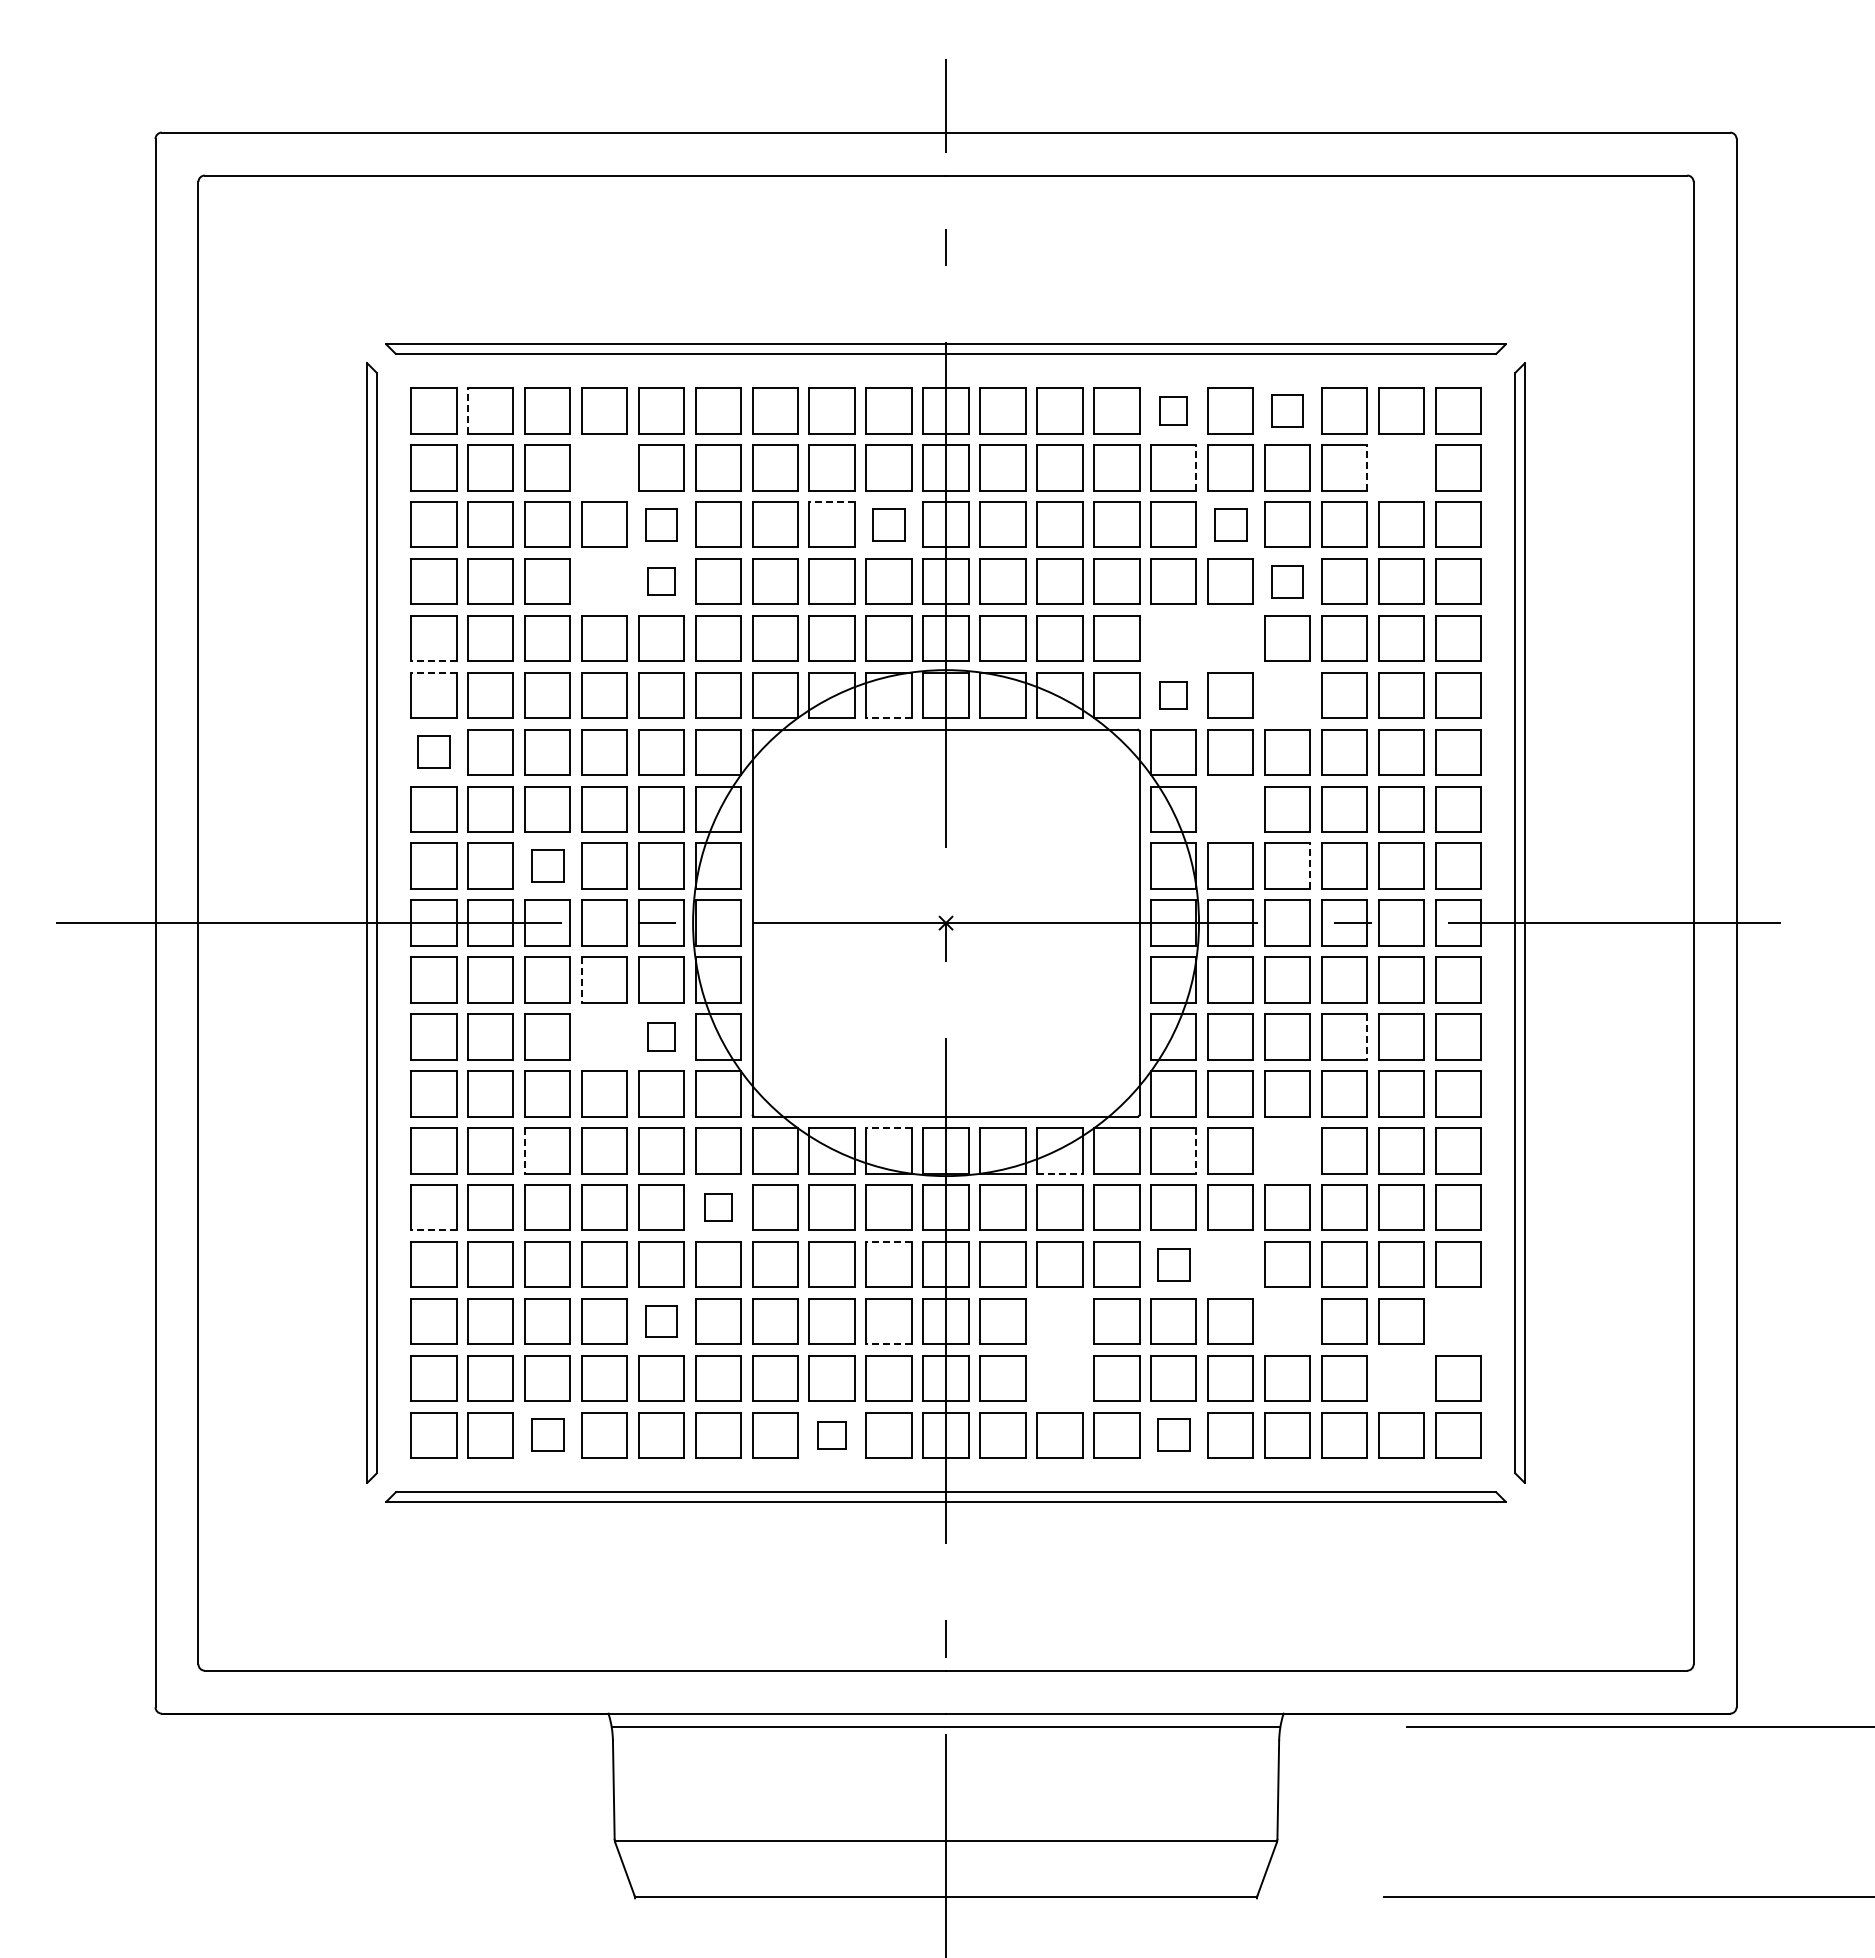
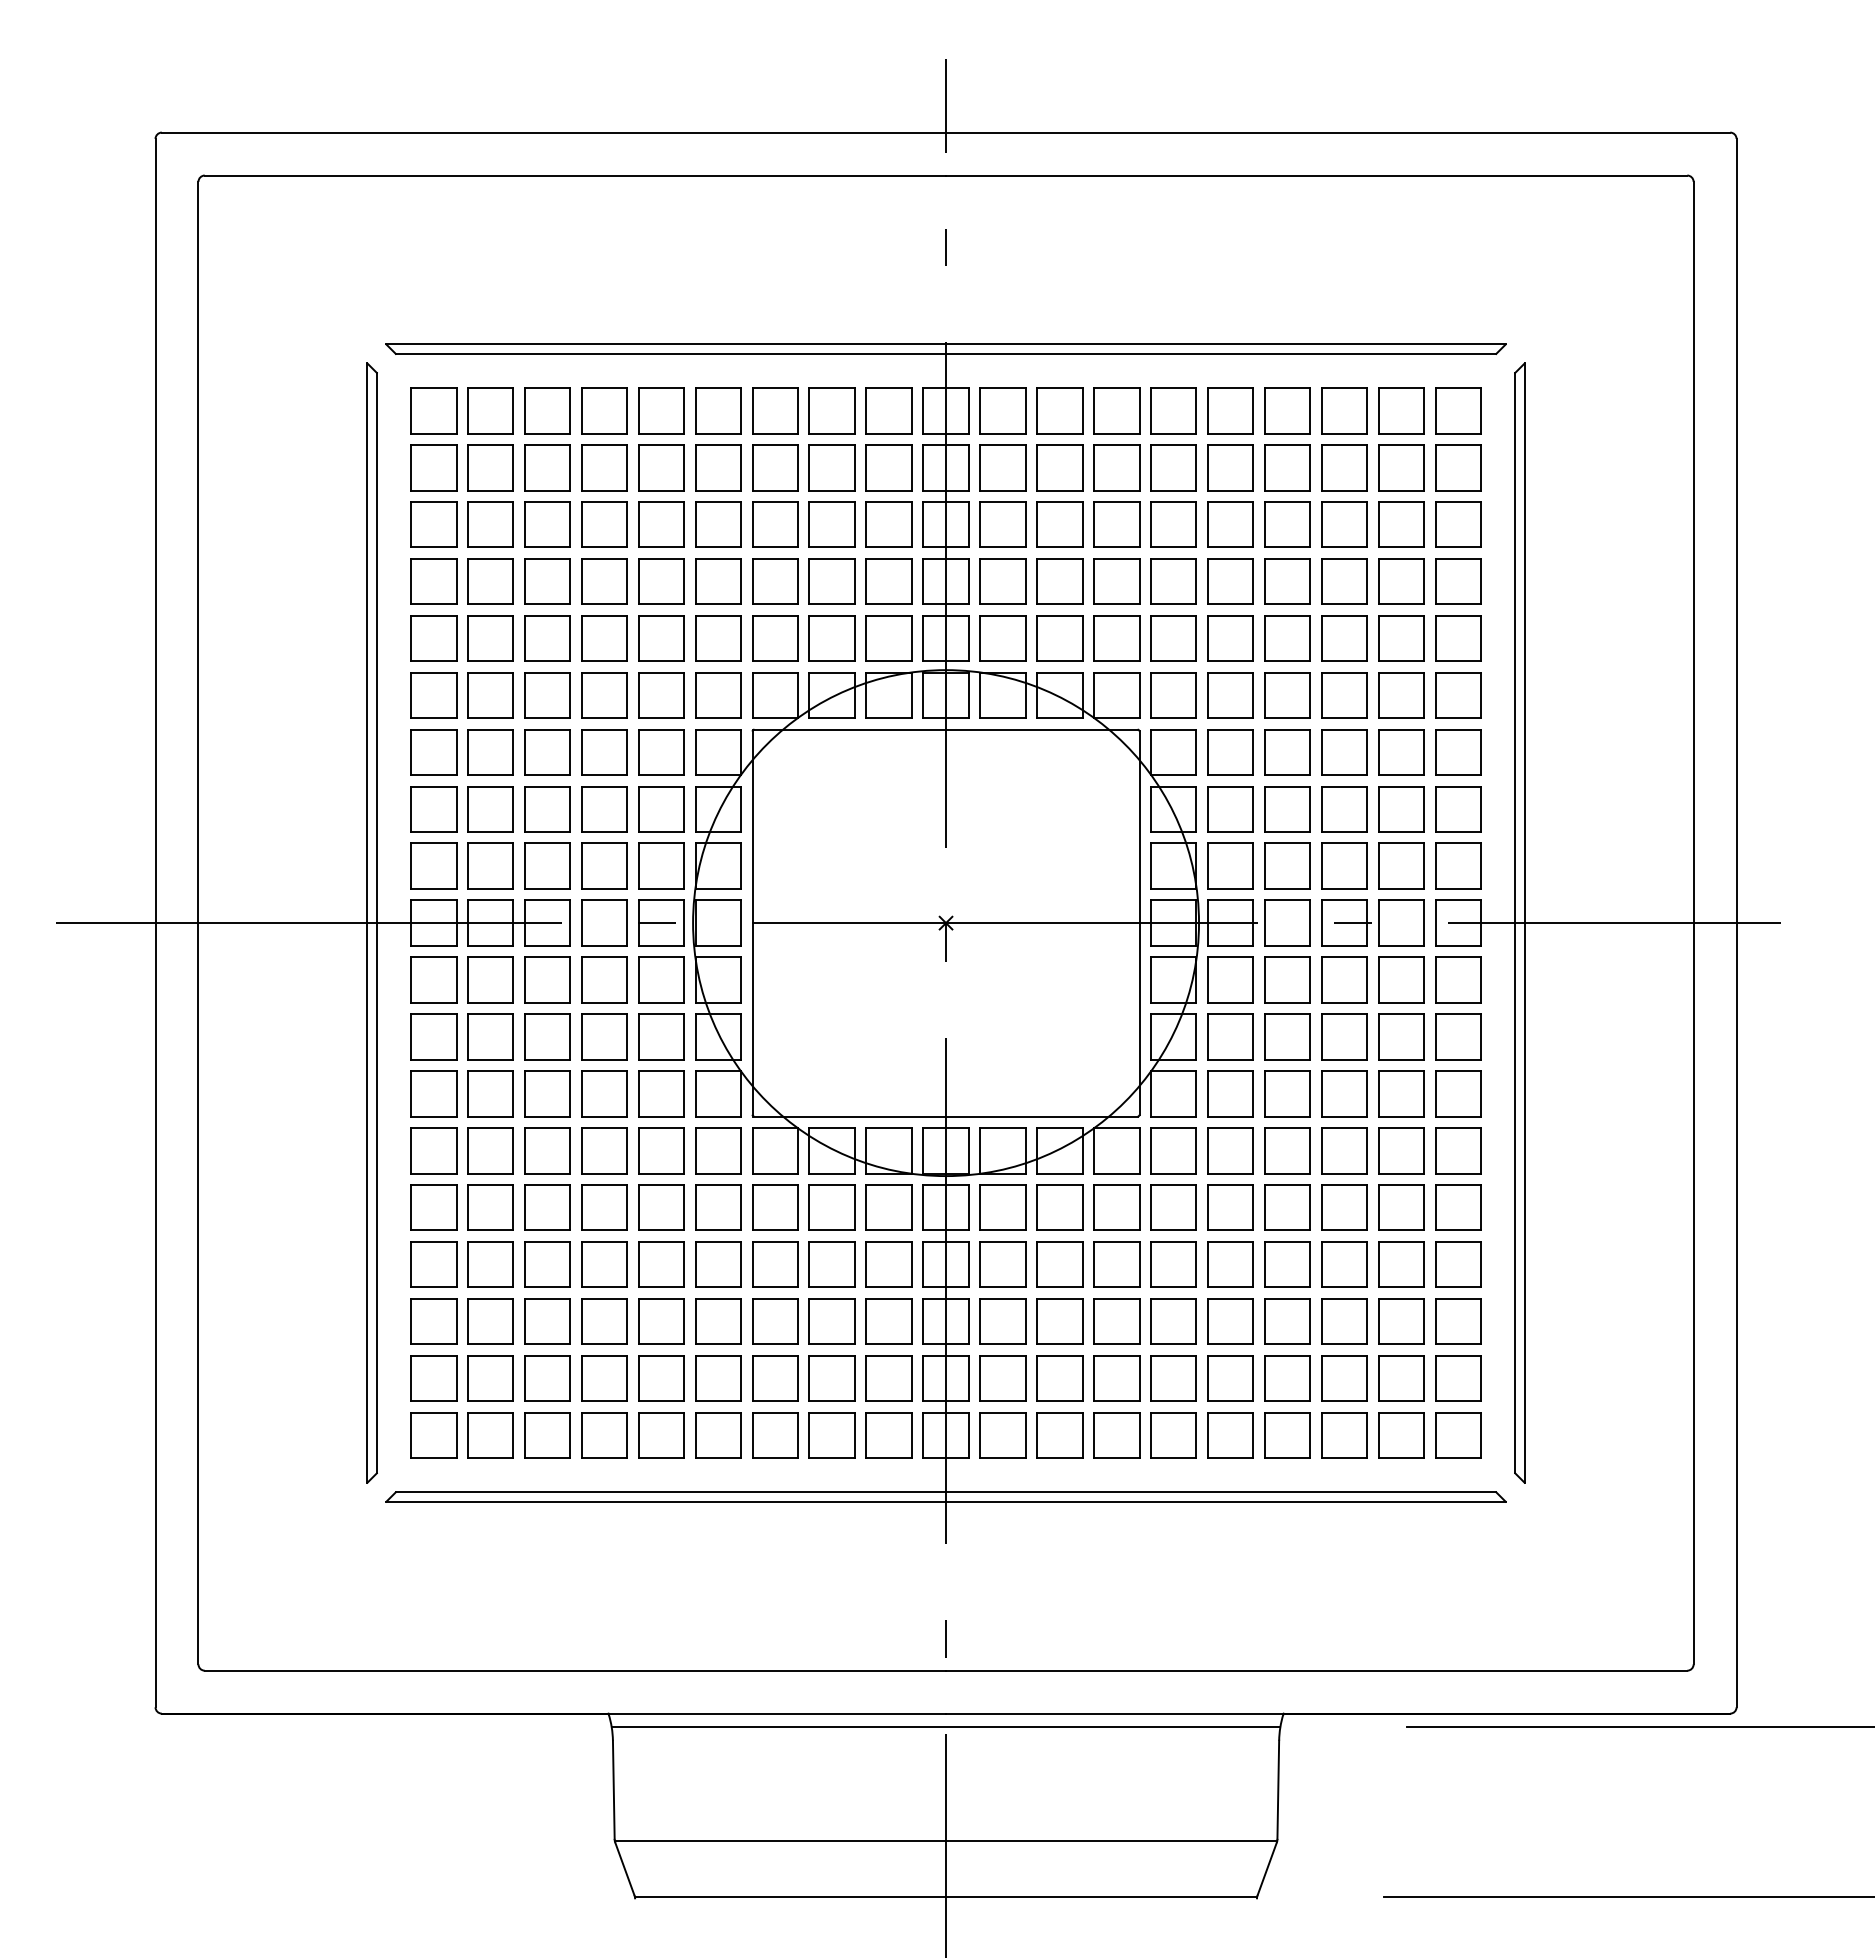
line: dashed -> solid (467, 410)
part size: 29x30 px -> 47x48 px (1173, 410)
part size: 33x34 px -> 47x48 px (1287, 410)
part: none -> present (604, 467)
line: dashed -> solid (1196, 467)
line: dashed -> solid (1367, 467)
part: none -> present (1401, 467)
line: dashed -> solid (832, 501)
part size: 33x34 px -> 47x47 px (661, 524)
part size: 34x34 px -> 48x47 px (888, 524)
part size: 34x34 px -> 47x47 px (1230, 524)
part: none -> present (604, 581)
part size: 29x29 px -> 47x47 px (661, 581)
part size: 33x34 px -> 47x47 px (1287, 581)
part: none -> present (1173, 638)
part: none -> present (1230, 638)
line: dashed -> solid (433, 661)
line: dashed -> solid (433, 672)
part size: 29x29 px -> 47x47 px (1173, 695)
part: none -> present (1287, 695)
line: dashed -> solid (889, 718)
part size: 34x34 px -> 48x47 px (433, 752)
part: none -> present (1230, 809)
part size: 34x34 px -> 47x48 px (547, 865)
line: dashed -> solid (1310, 866)
line: dashed -> solid (581, 980)
part: none -> present (604, 1036)
part size: 29x30 px -> 47x48 px (661, 1036)
line: dashed -> solid (1367, 1036)
line: dashed -> solid (889, 1128)
line: dashed -> solid (524, 1150)
line: dashed -> solid (1196, 1150)
part: none -> present (1287, 1150)
line: dashed -> solid (1059, 1173)
part size: 29x29 px -> 47x47 px (718, 1207)
line: dashed -> solid (433, 1230)
line: dashed -> solid (889, 1241)
part size: 34x34 px -> 47x47 px (1173, 1264)
part: none -> present (1230, 1264)
part size: 33x33 px -> 47x47 px (661, 1321)
part: none -> present (1059, 1321)
part: none -> present (1287, 1321)
part: none -> present (1458, 1321)
line: dashed -> solid (889, 1344)
part: none -> present (1059, 1378)
part: none -> present (1401, 1378)
part size: 34x34 px -> 47x47 px (547, 1435)
part size: 34x34 px -> 47x47 px (1173, 1435)
part size: 30x29 px -> 48x47 px (831, 1435)
